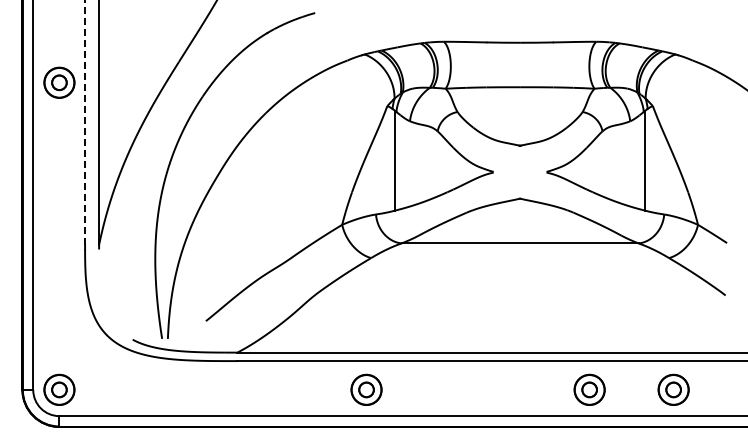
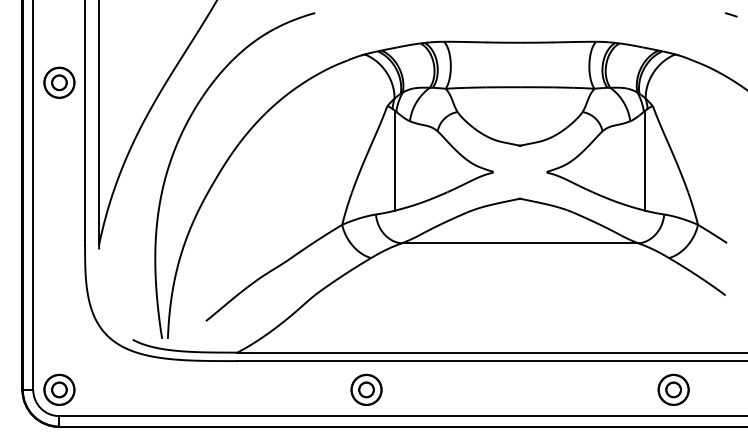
arc: none -> present (731, 14)
line: dashed -> solid (85, 122)
part: present -> none (589, 389)
